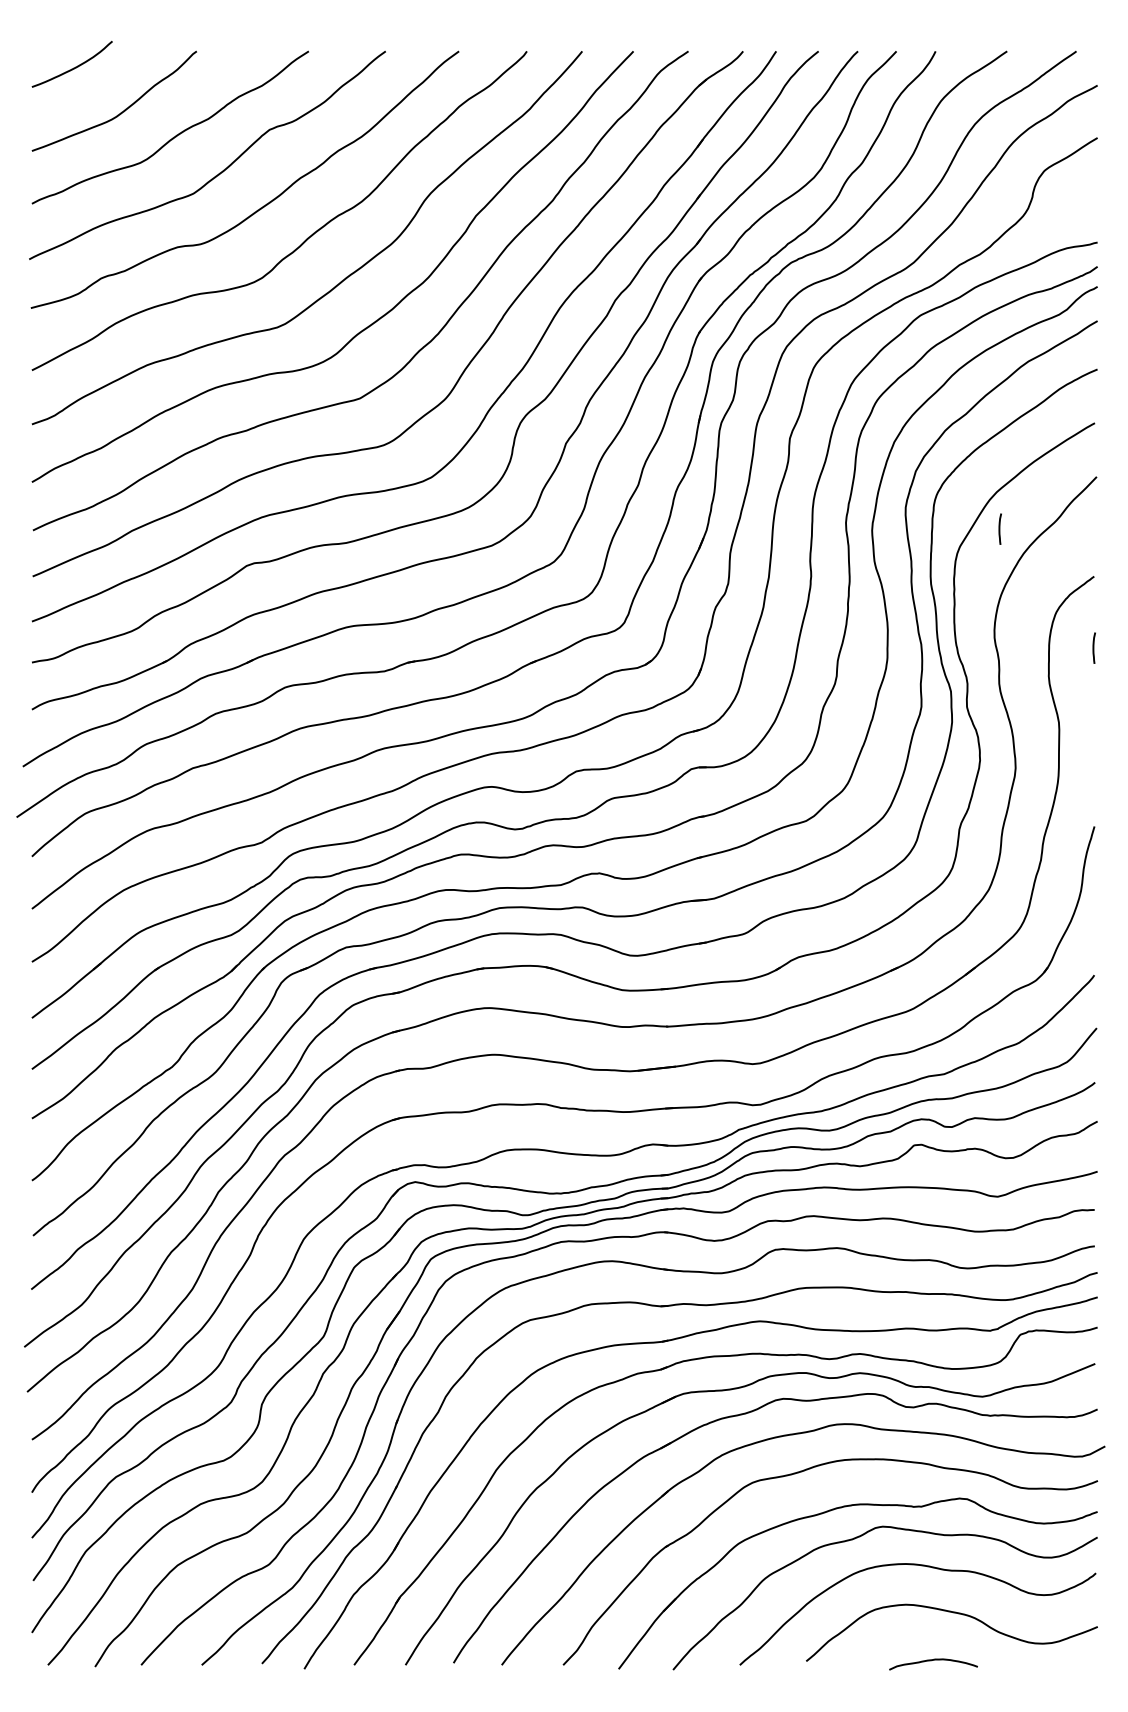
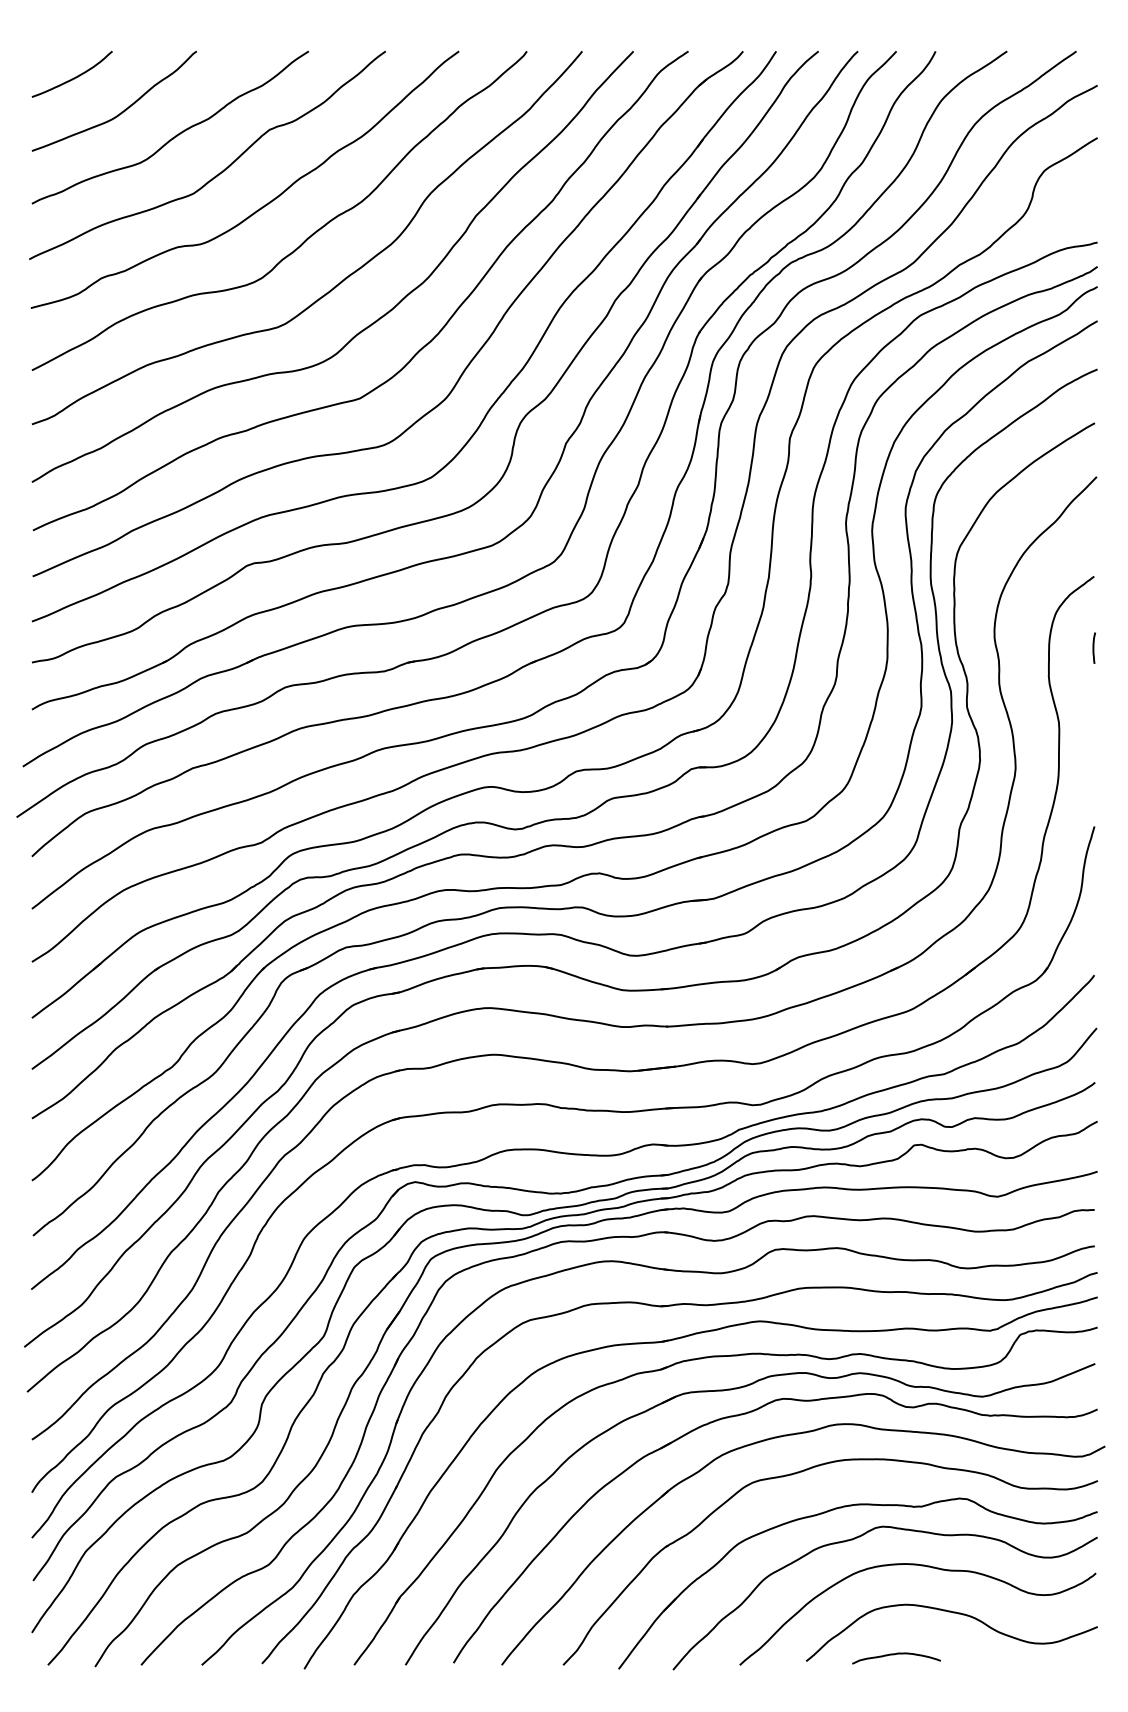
curve position: (73, 67) -> (73, 77) (73, 77)
line: present -> none (999, 528)
curve position: (931, 1661) -> (894, 1655) (894, 1655)
